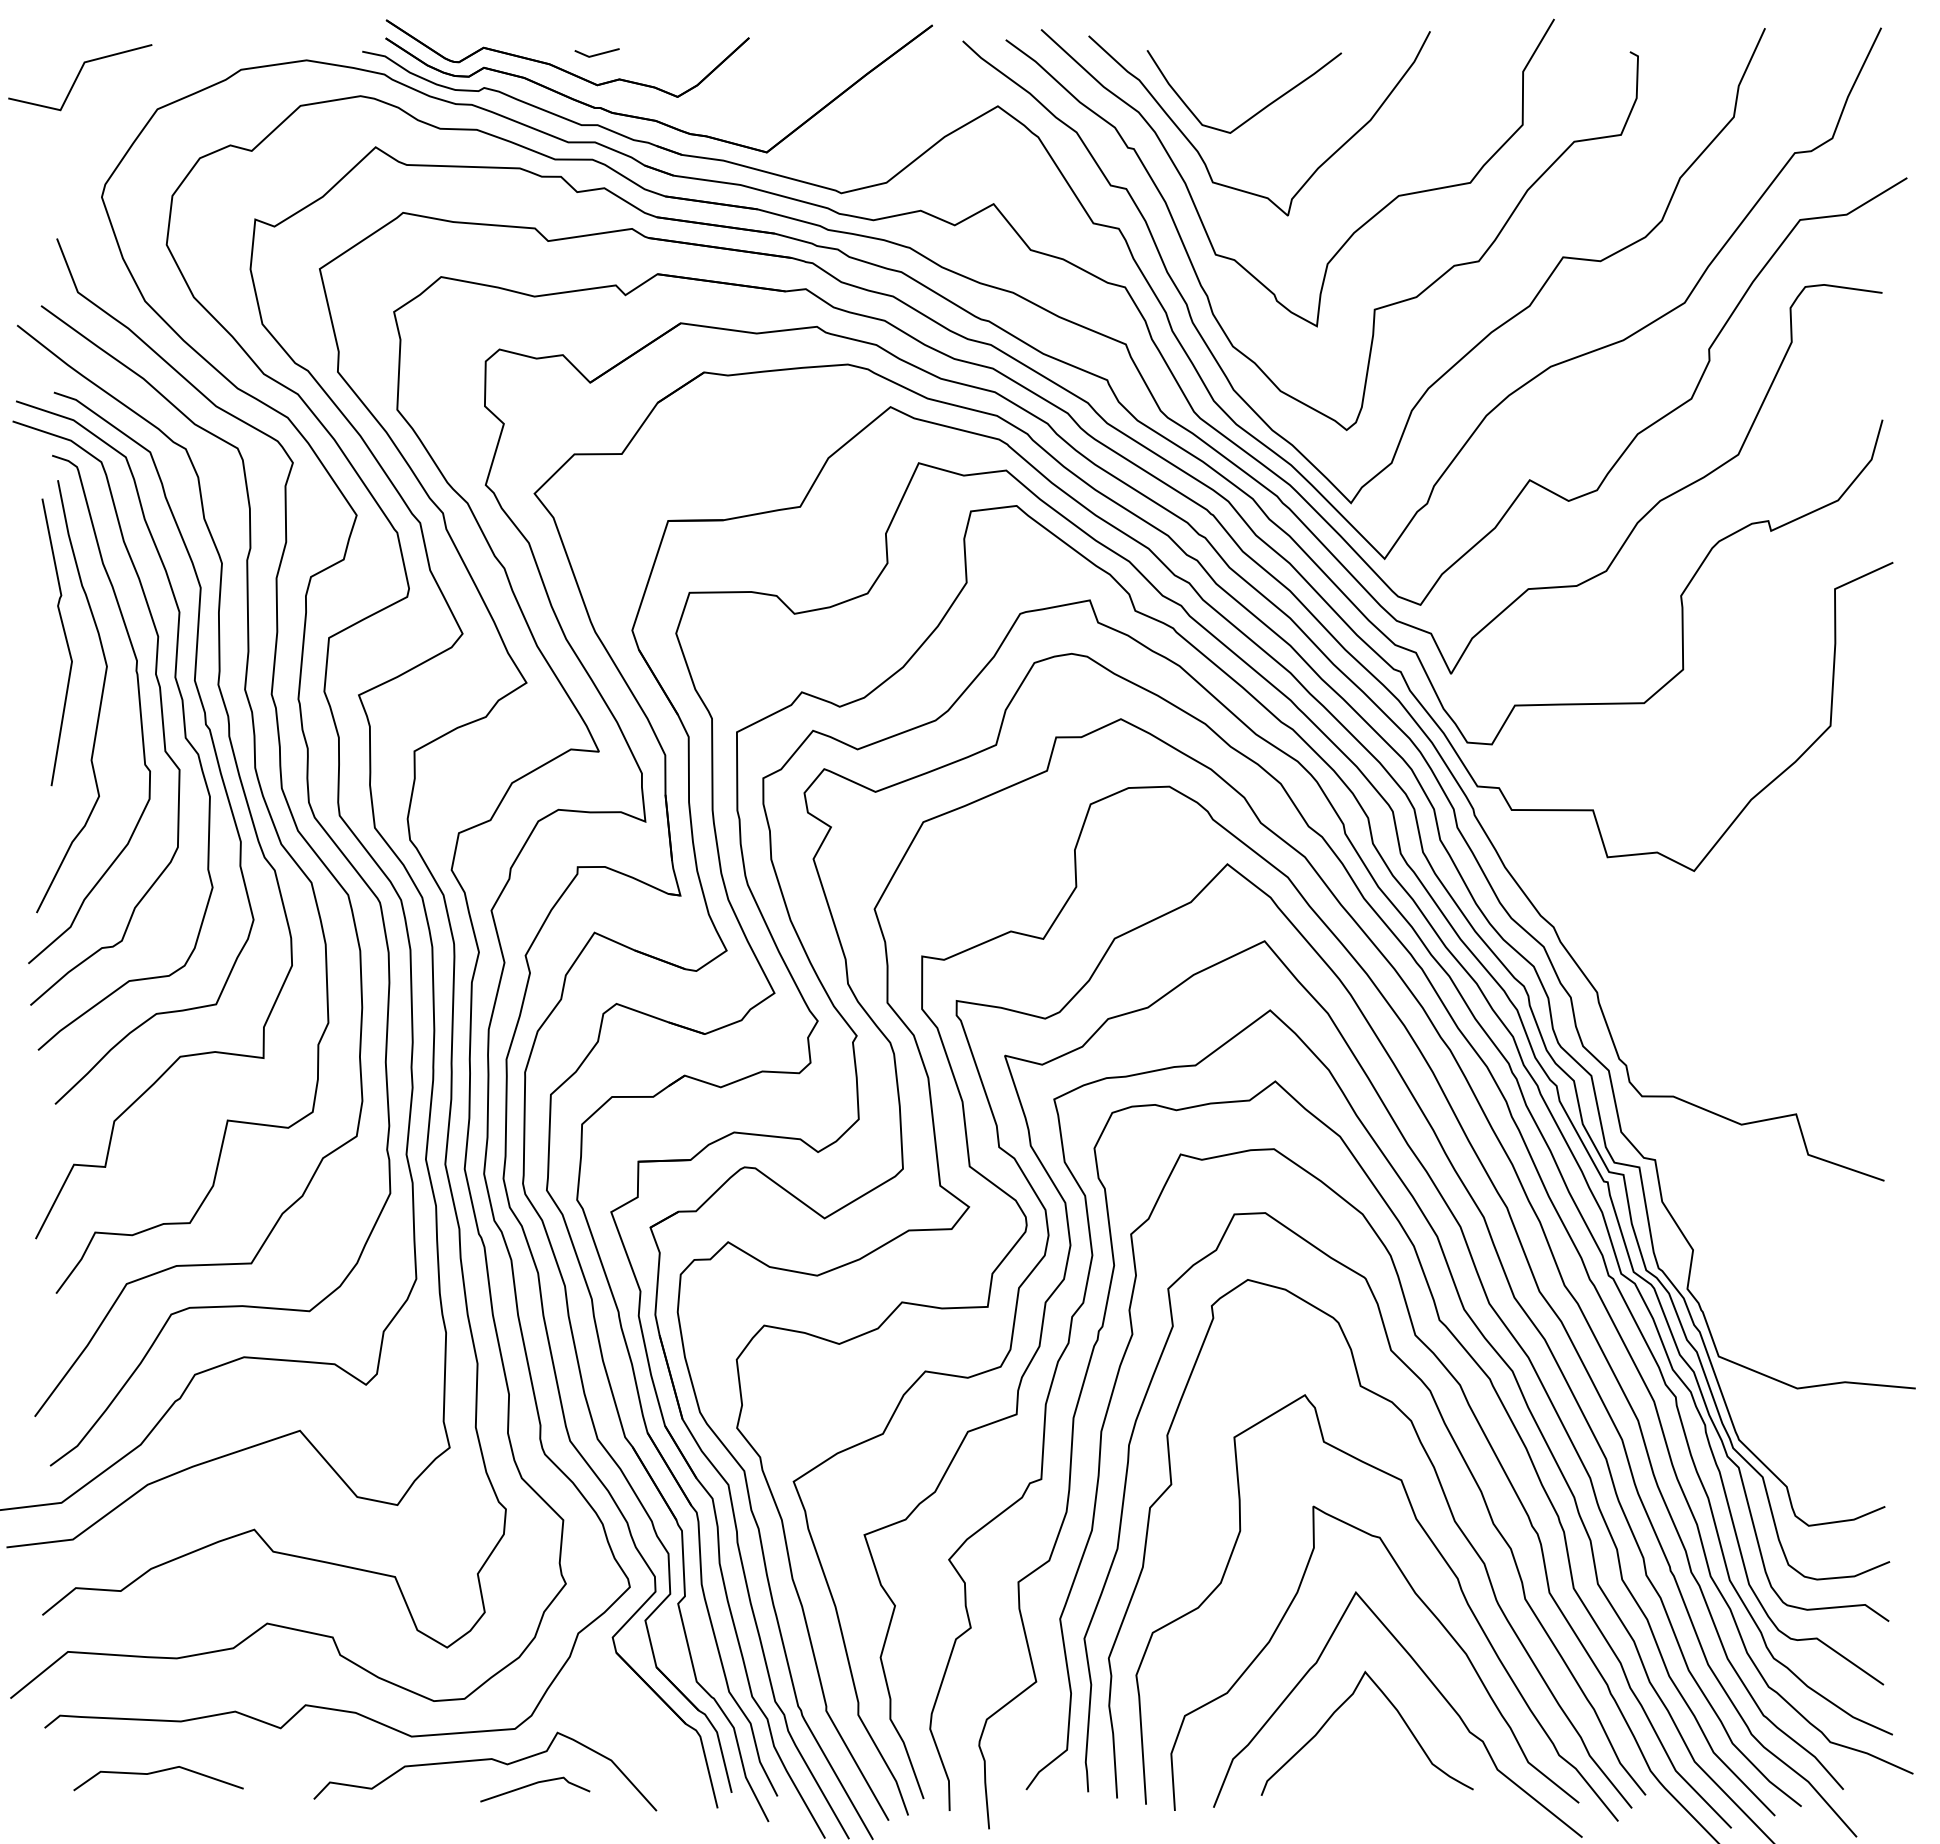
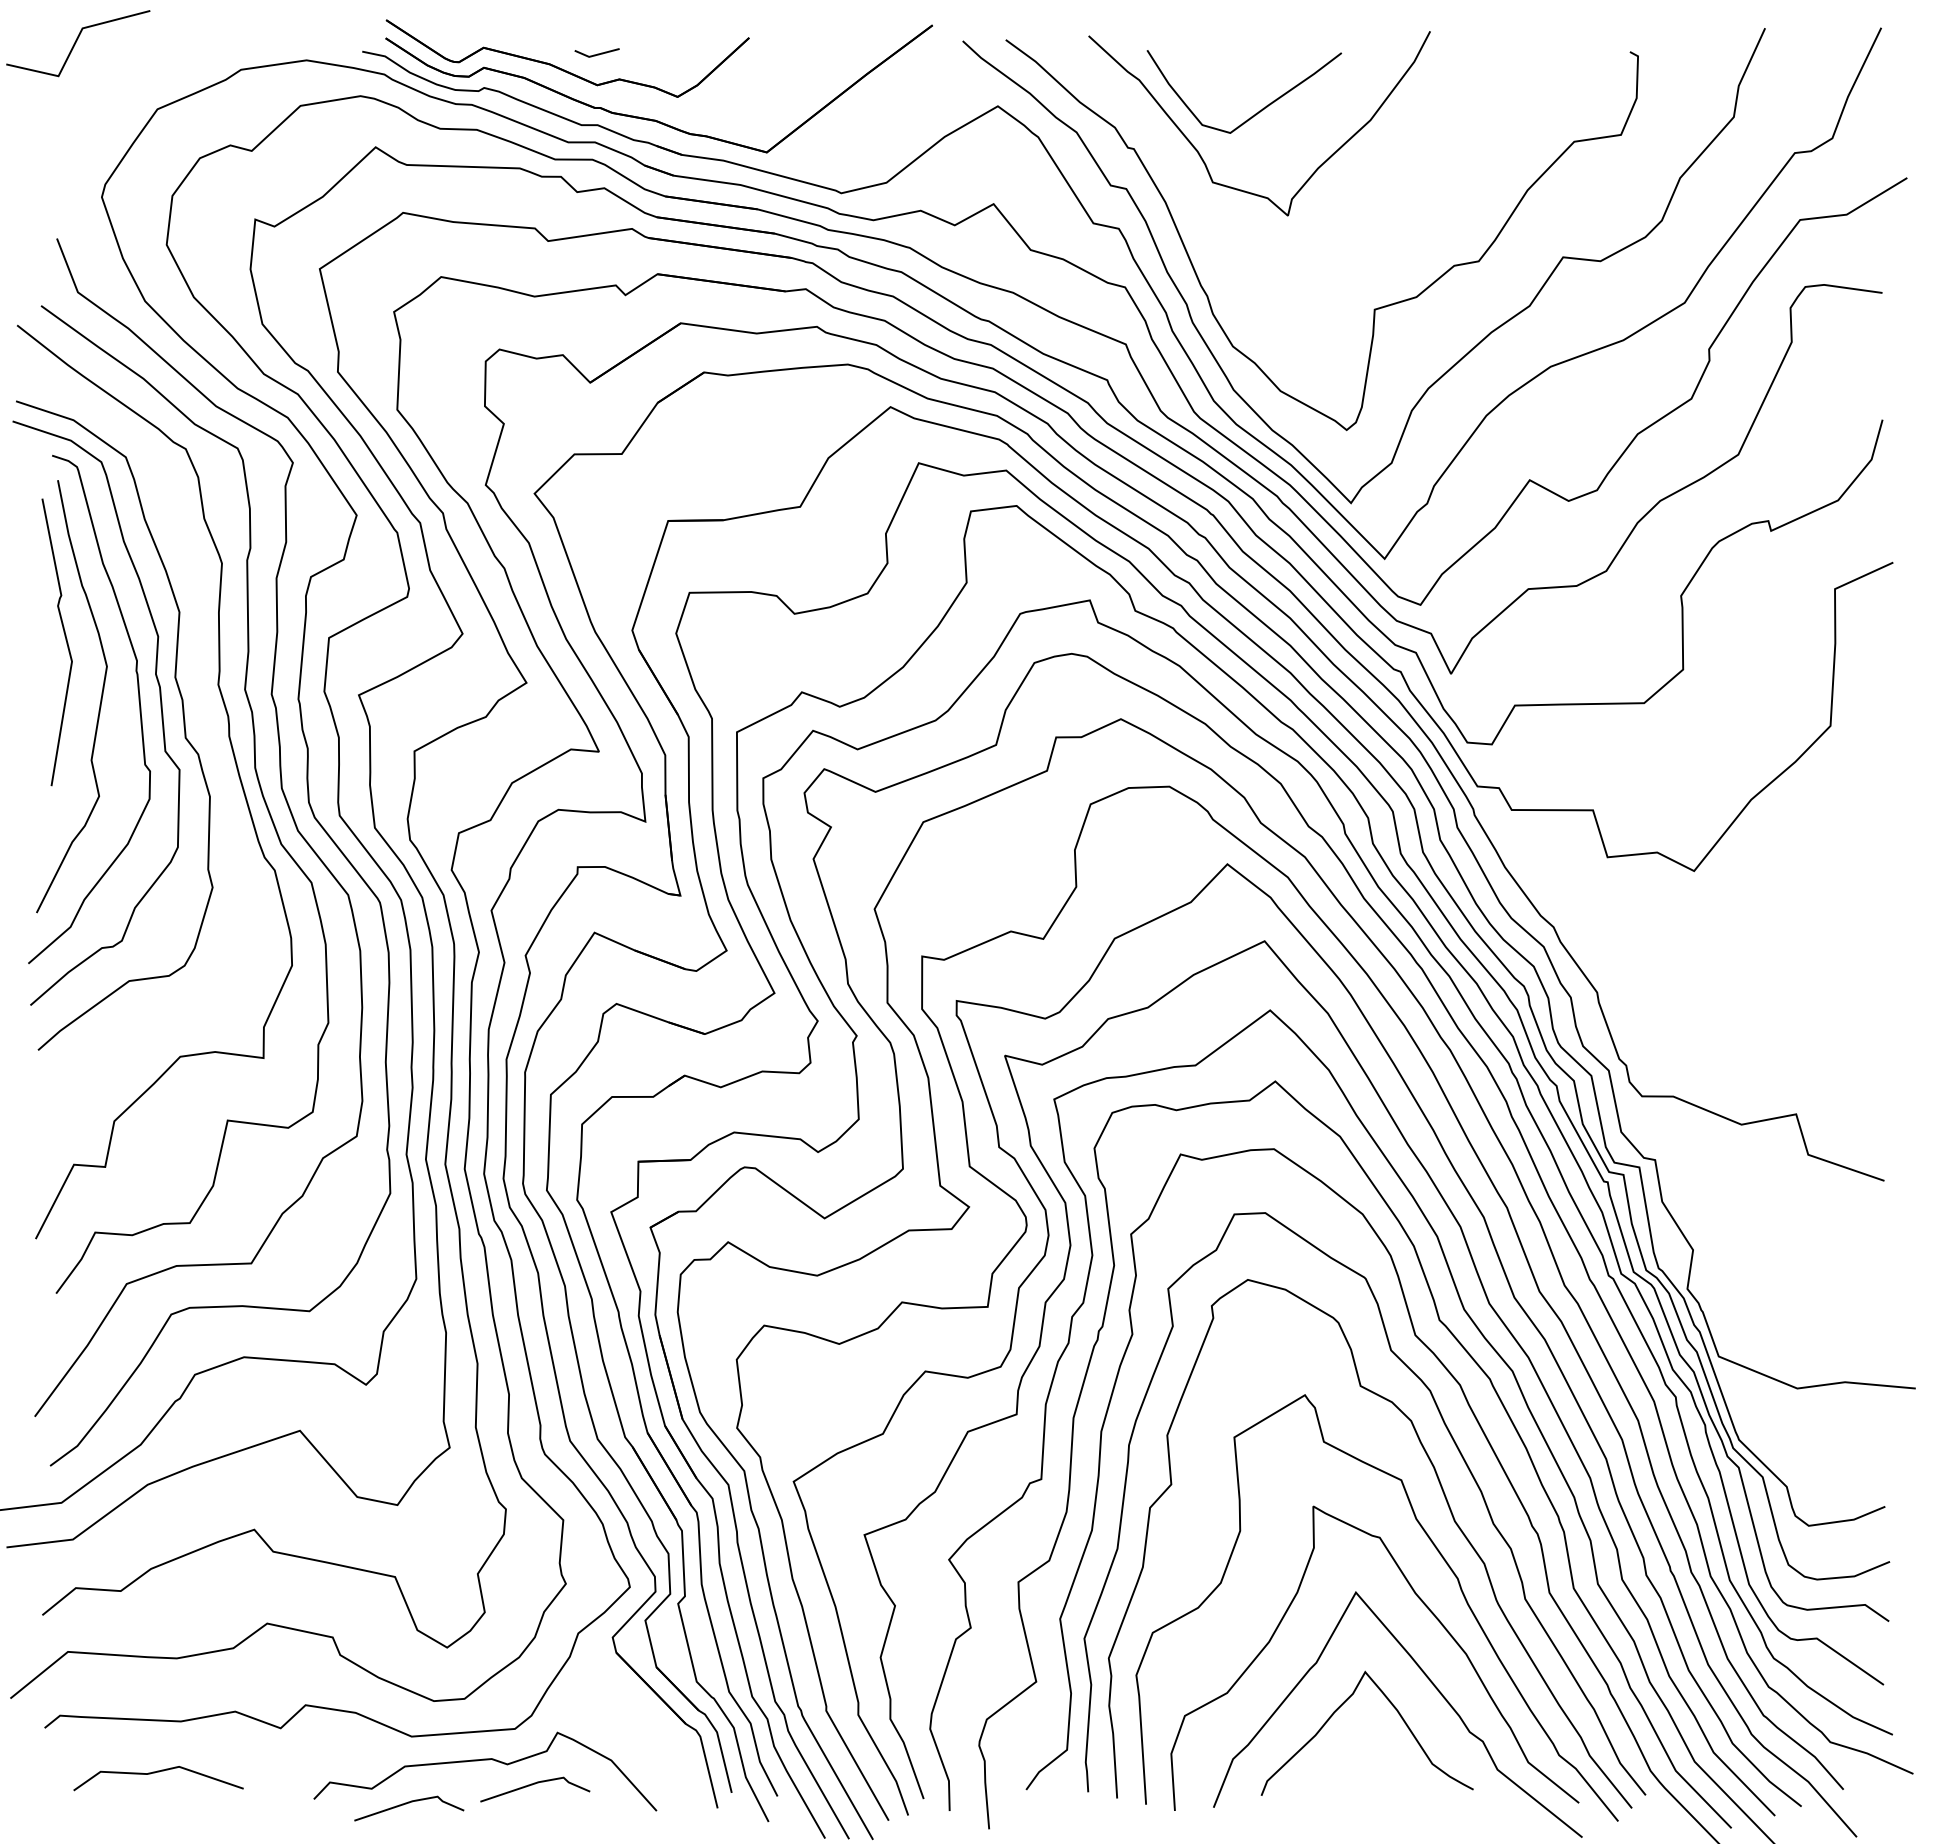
line position: (78, 76) -> (76, 42) (76, 42)
curve: present -> none (1355, 230)
curve: present -> none (205, 725)
line: none -> present (409, 1803)
